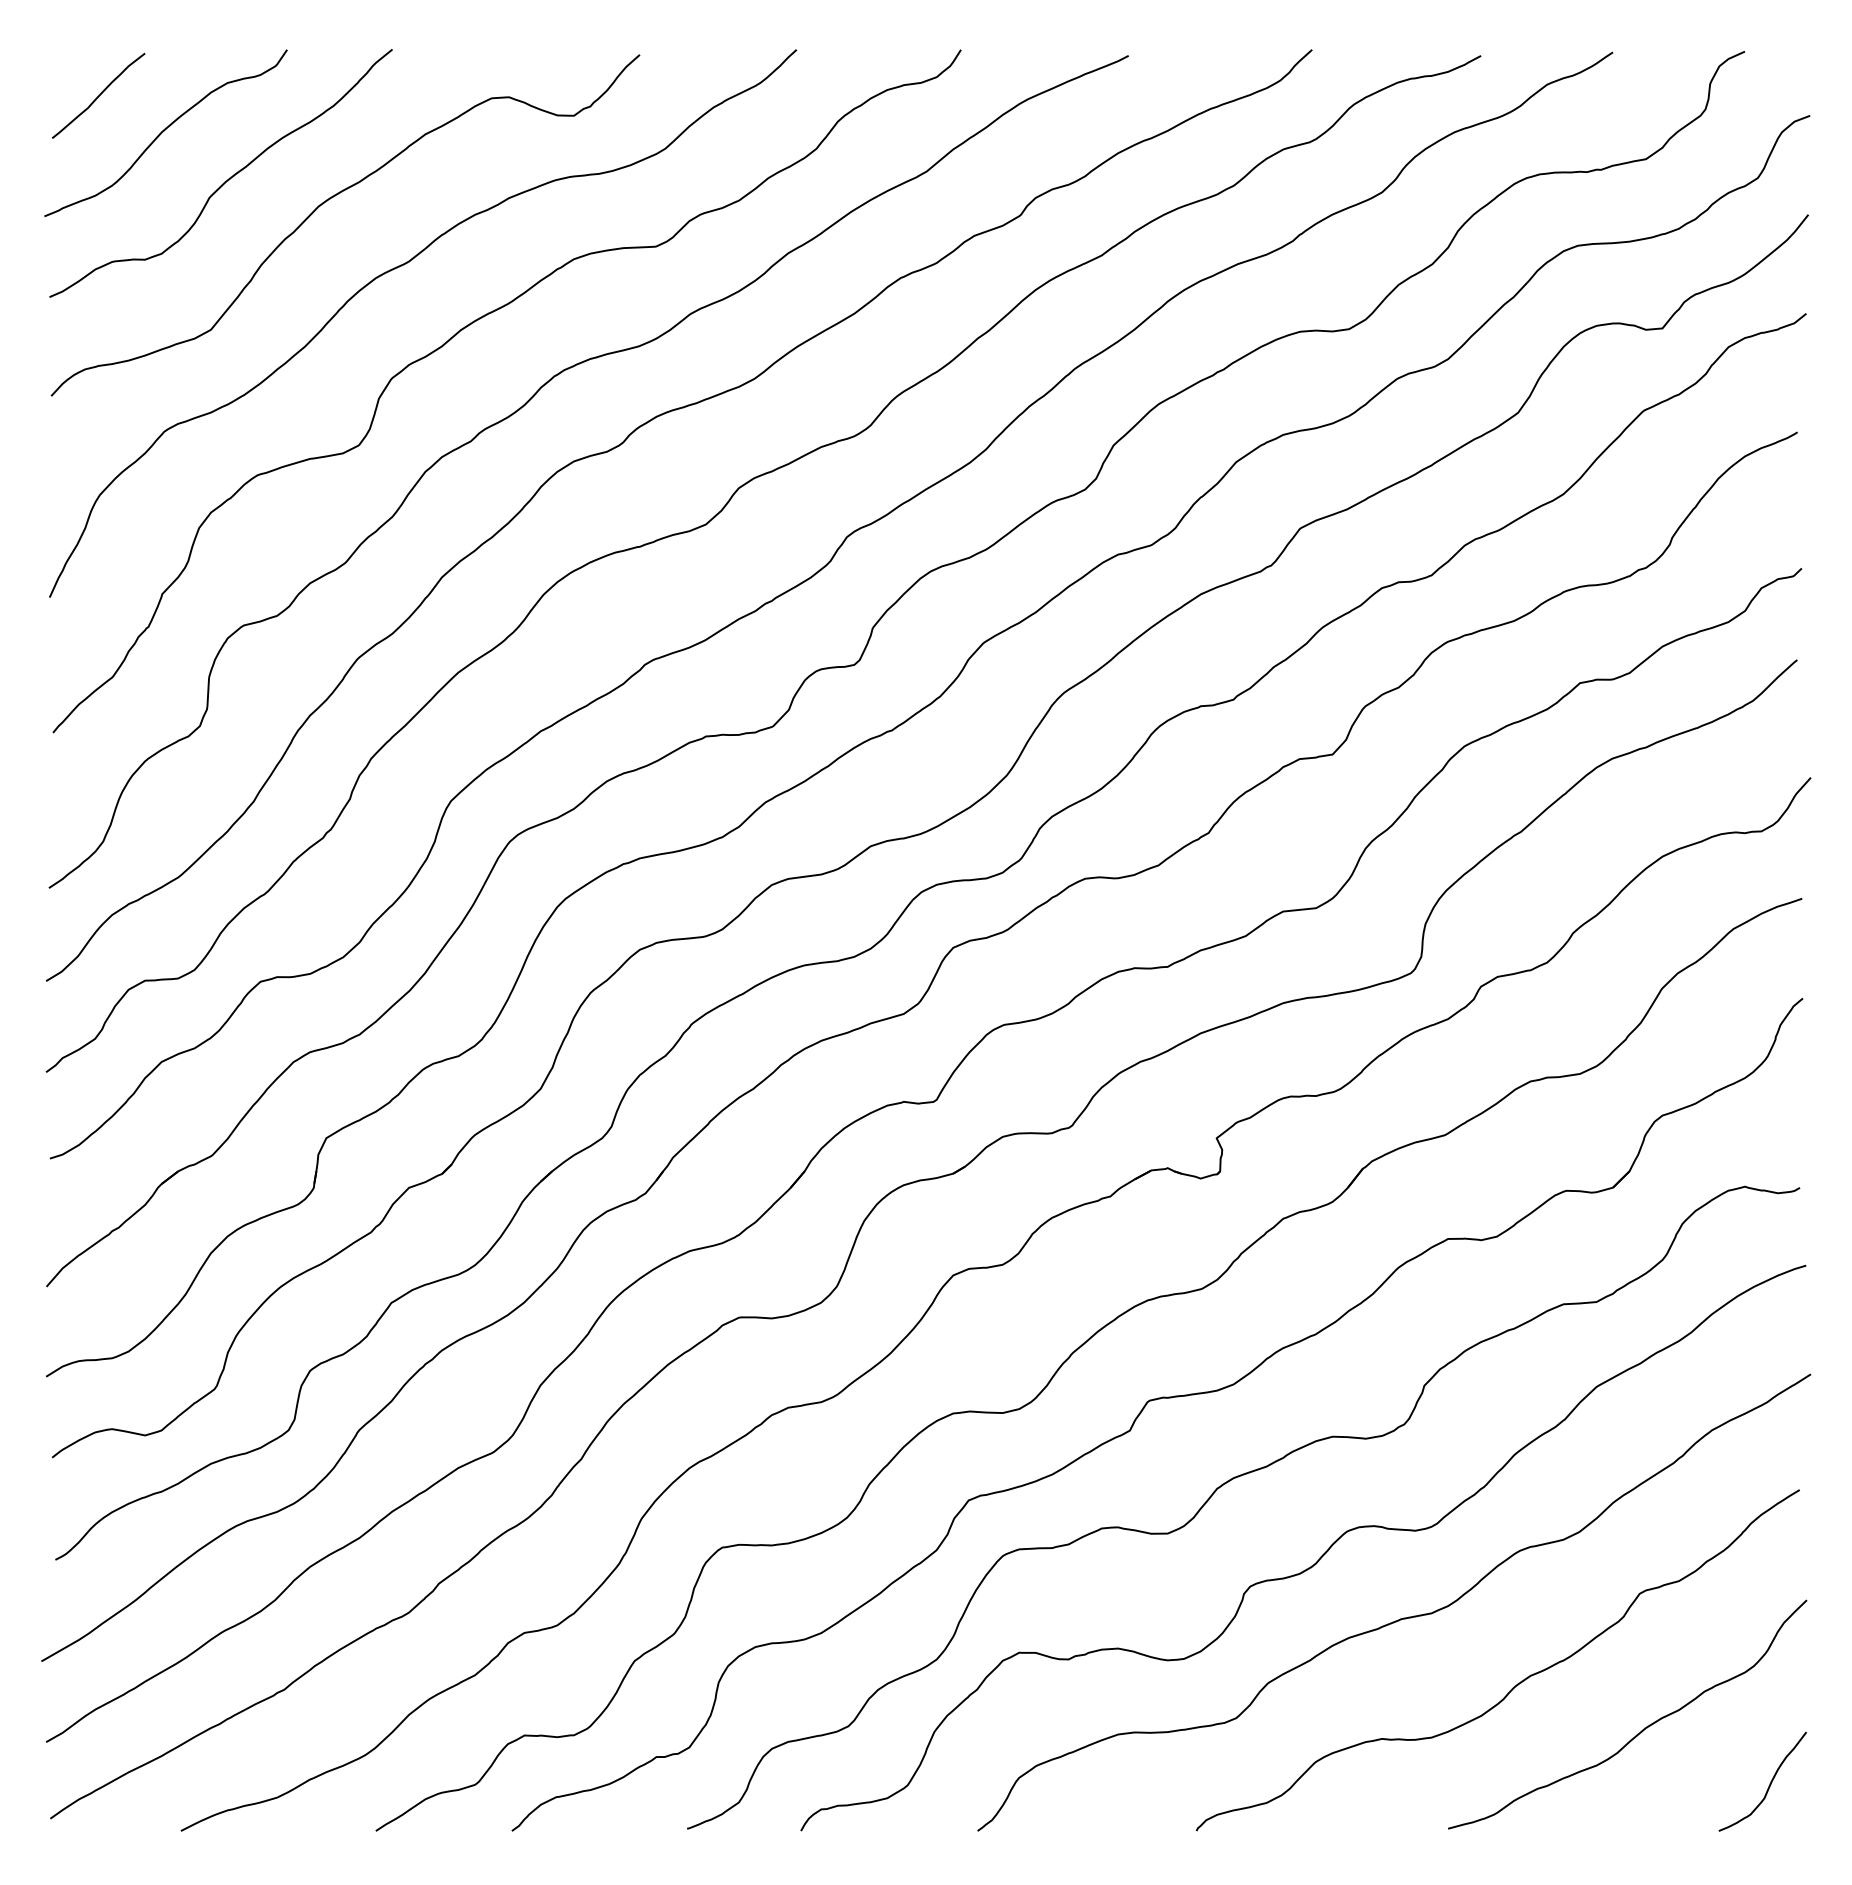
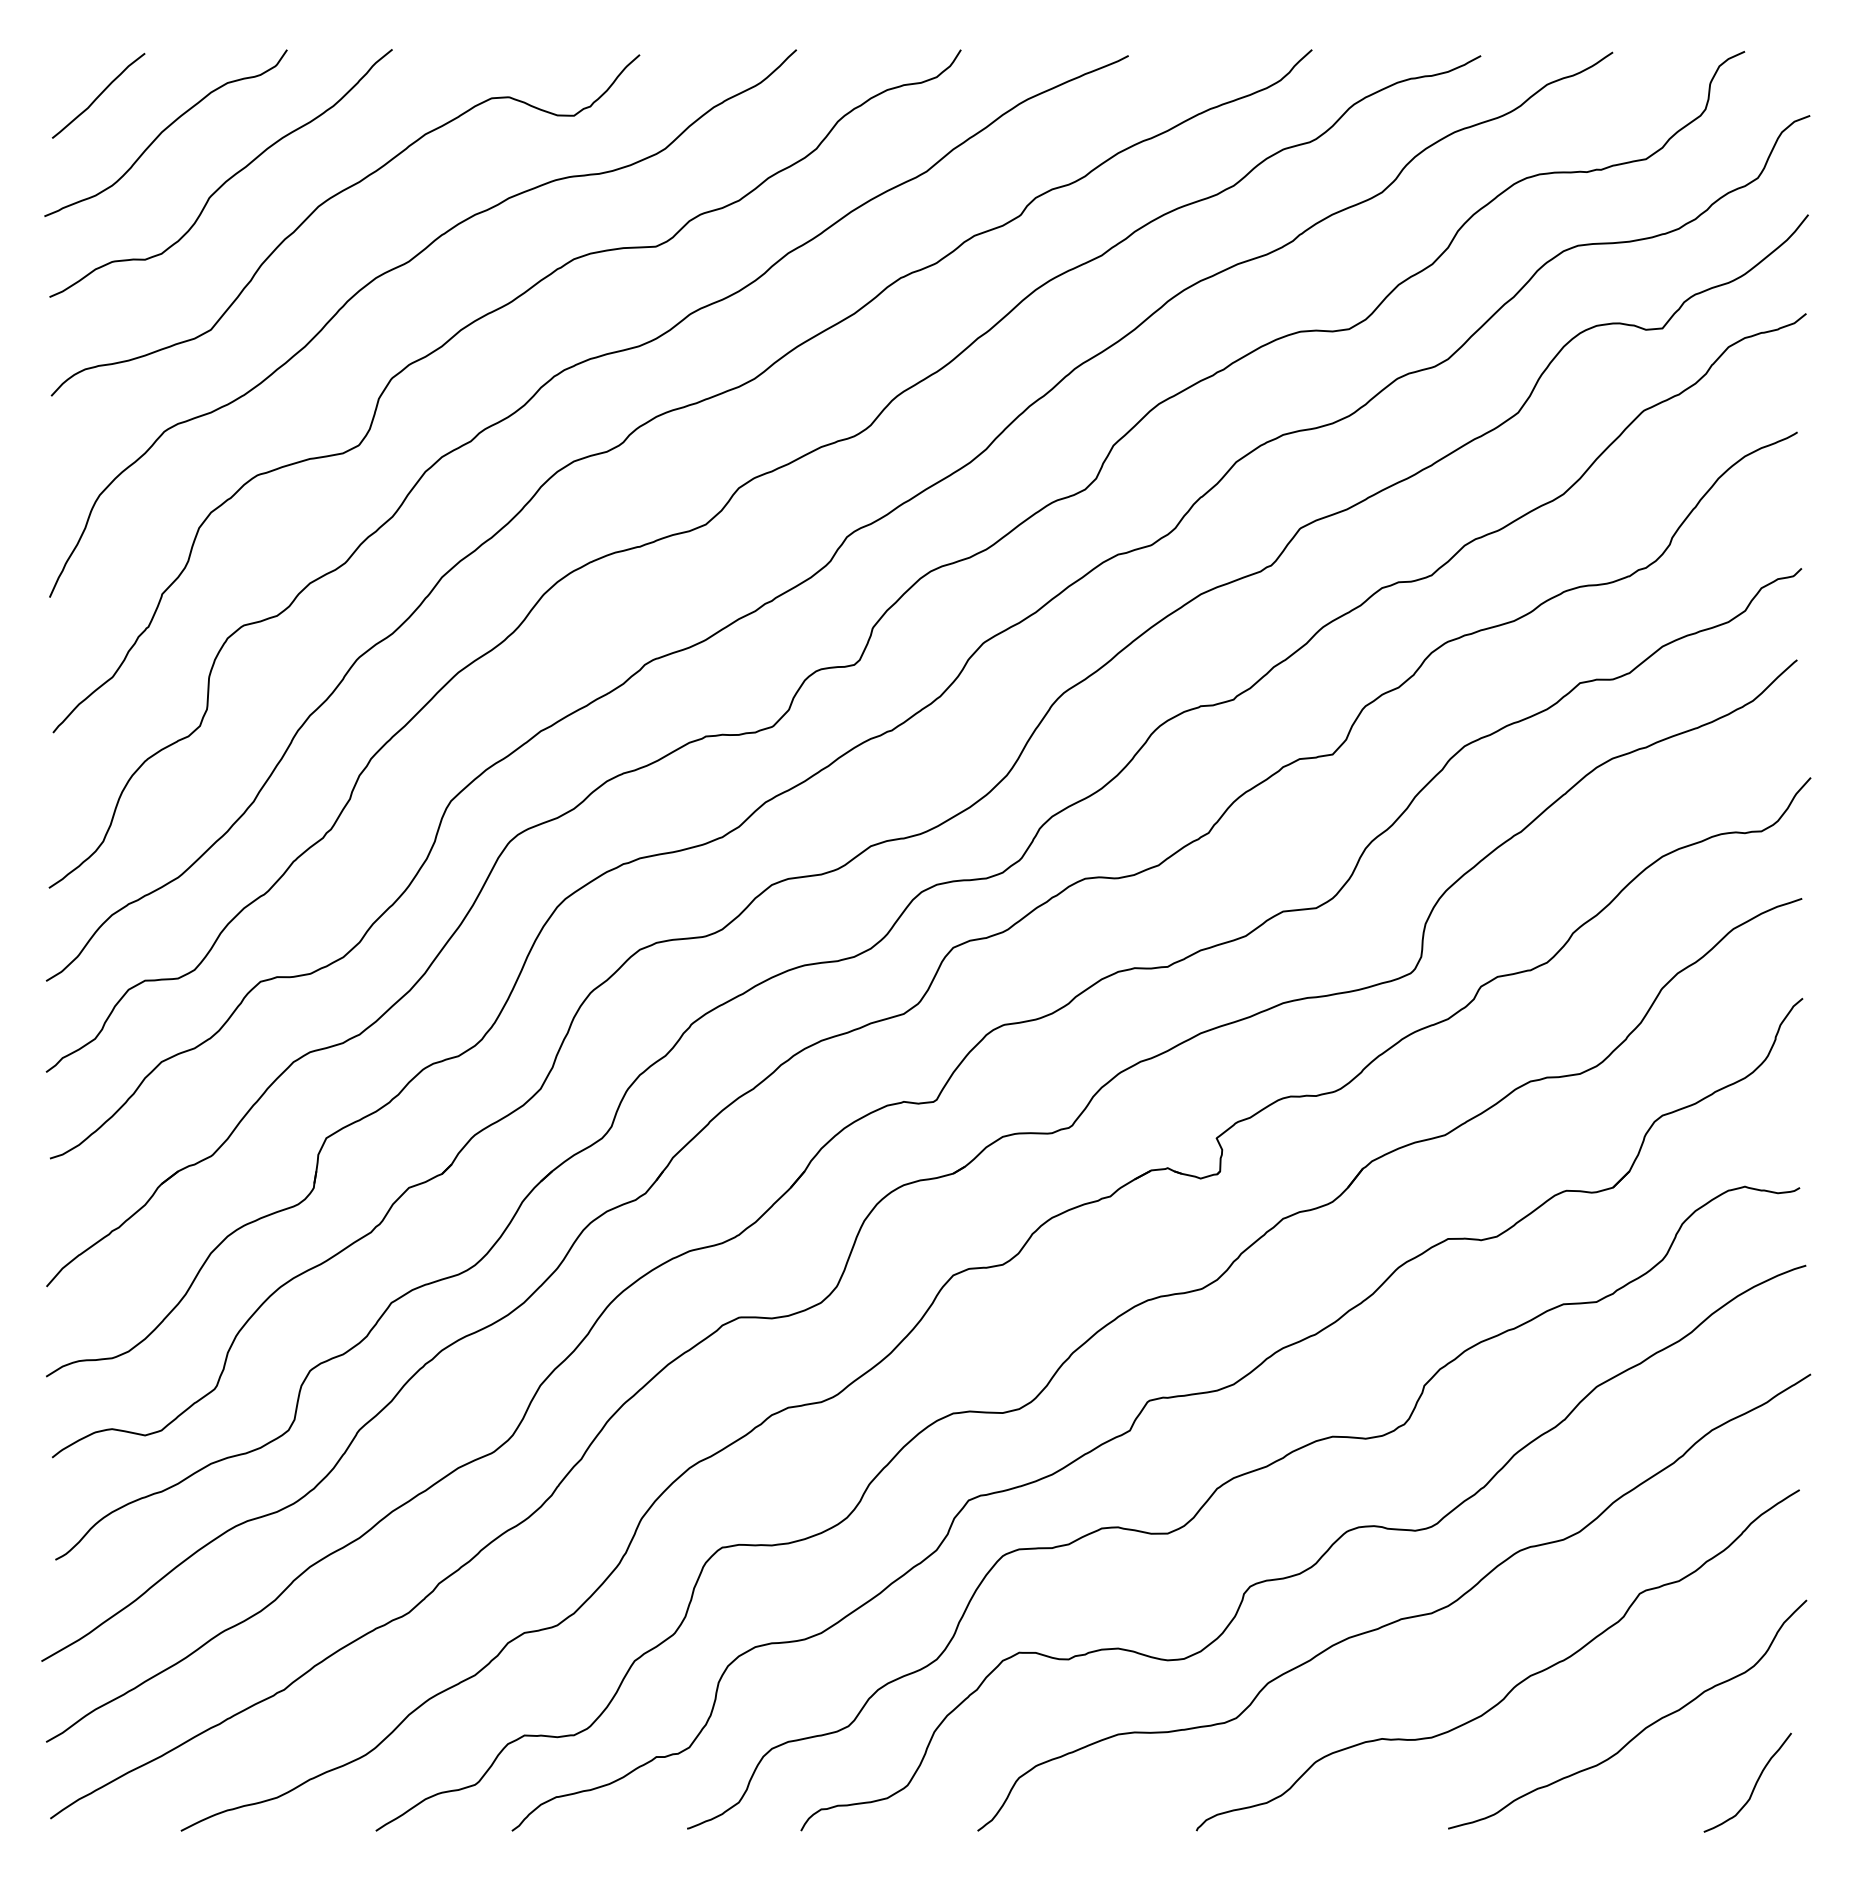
curve position: (1769, 1783) -> (1754, 1784) (1754, 1784)
